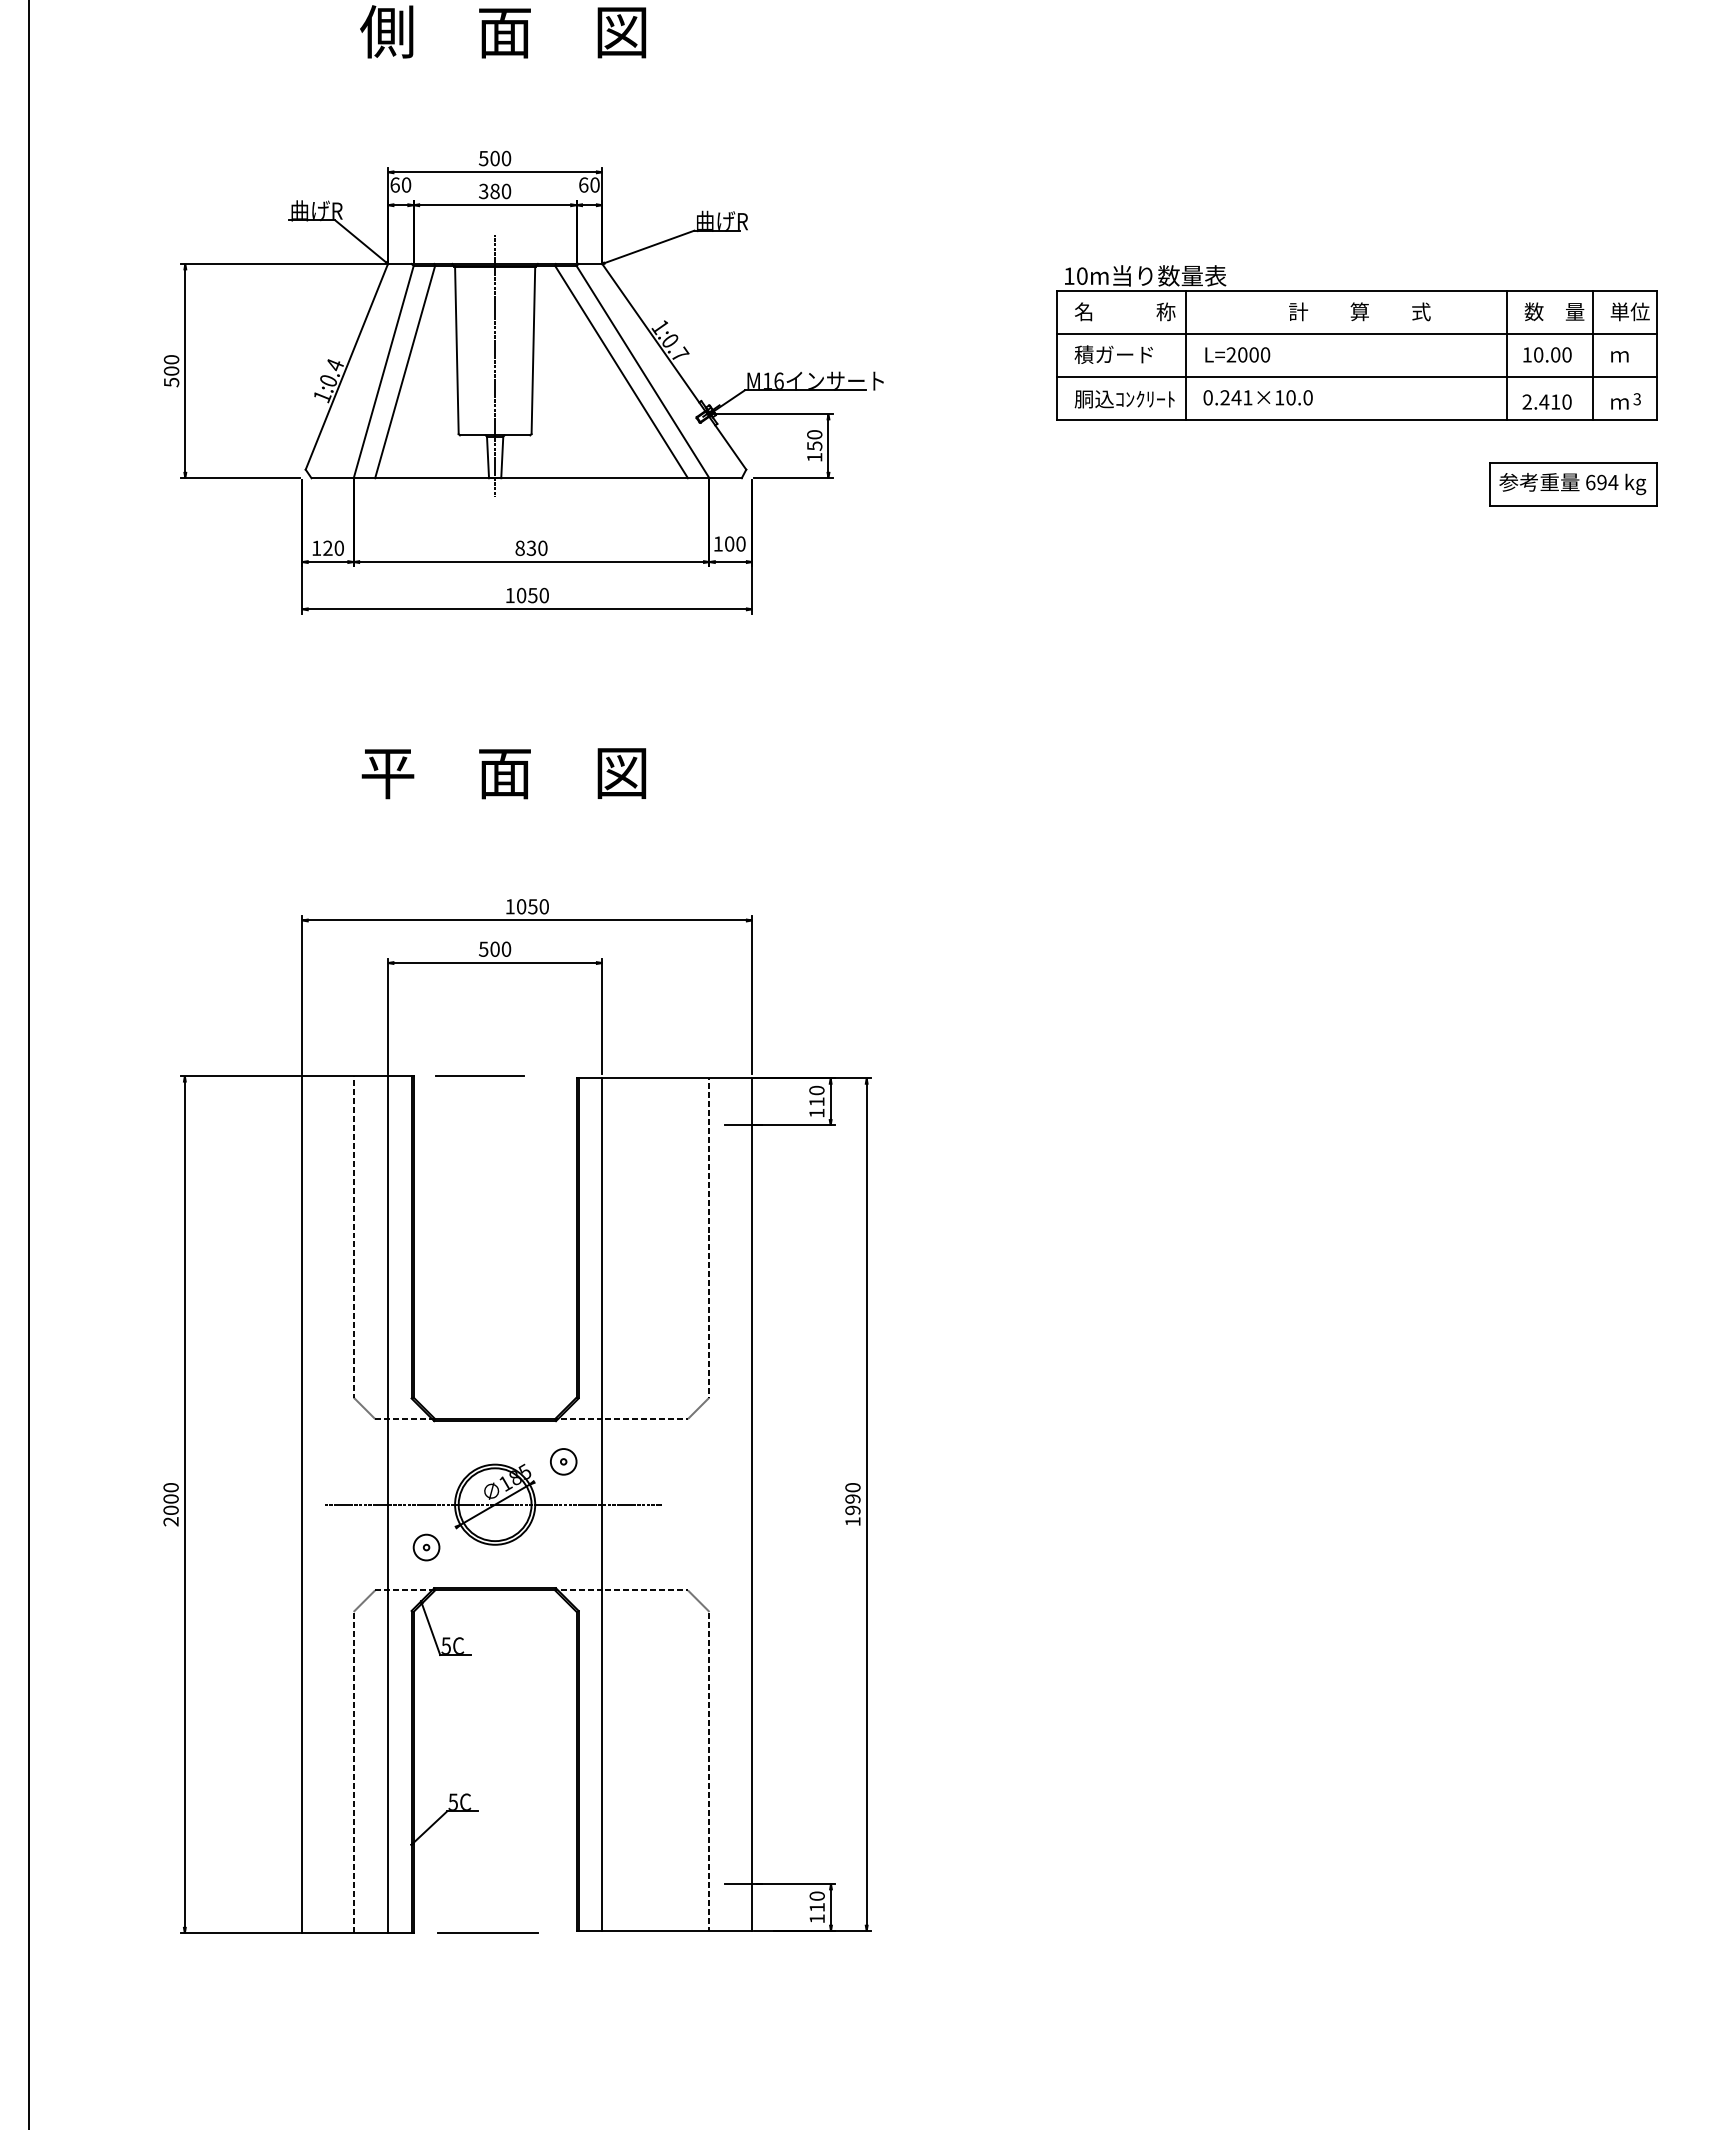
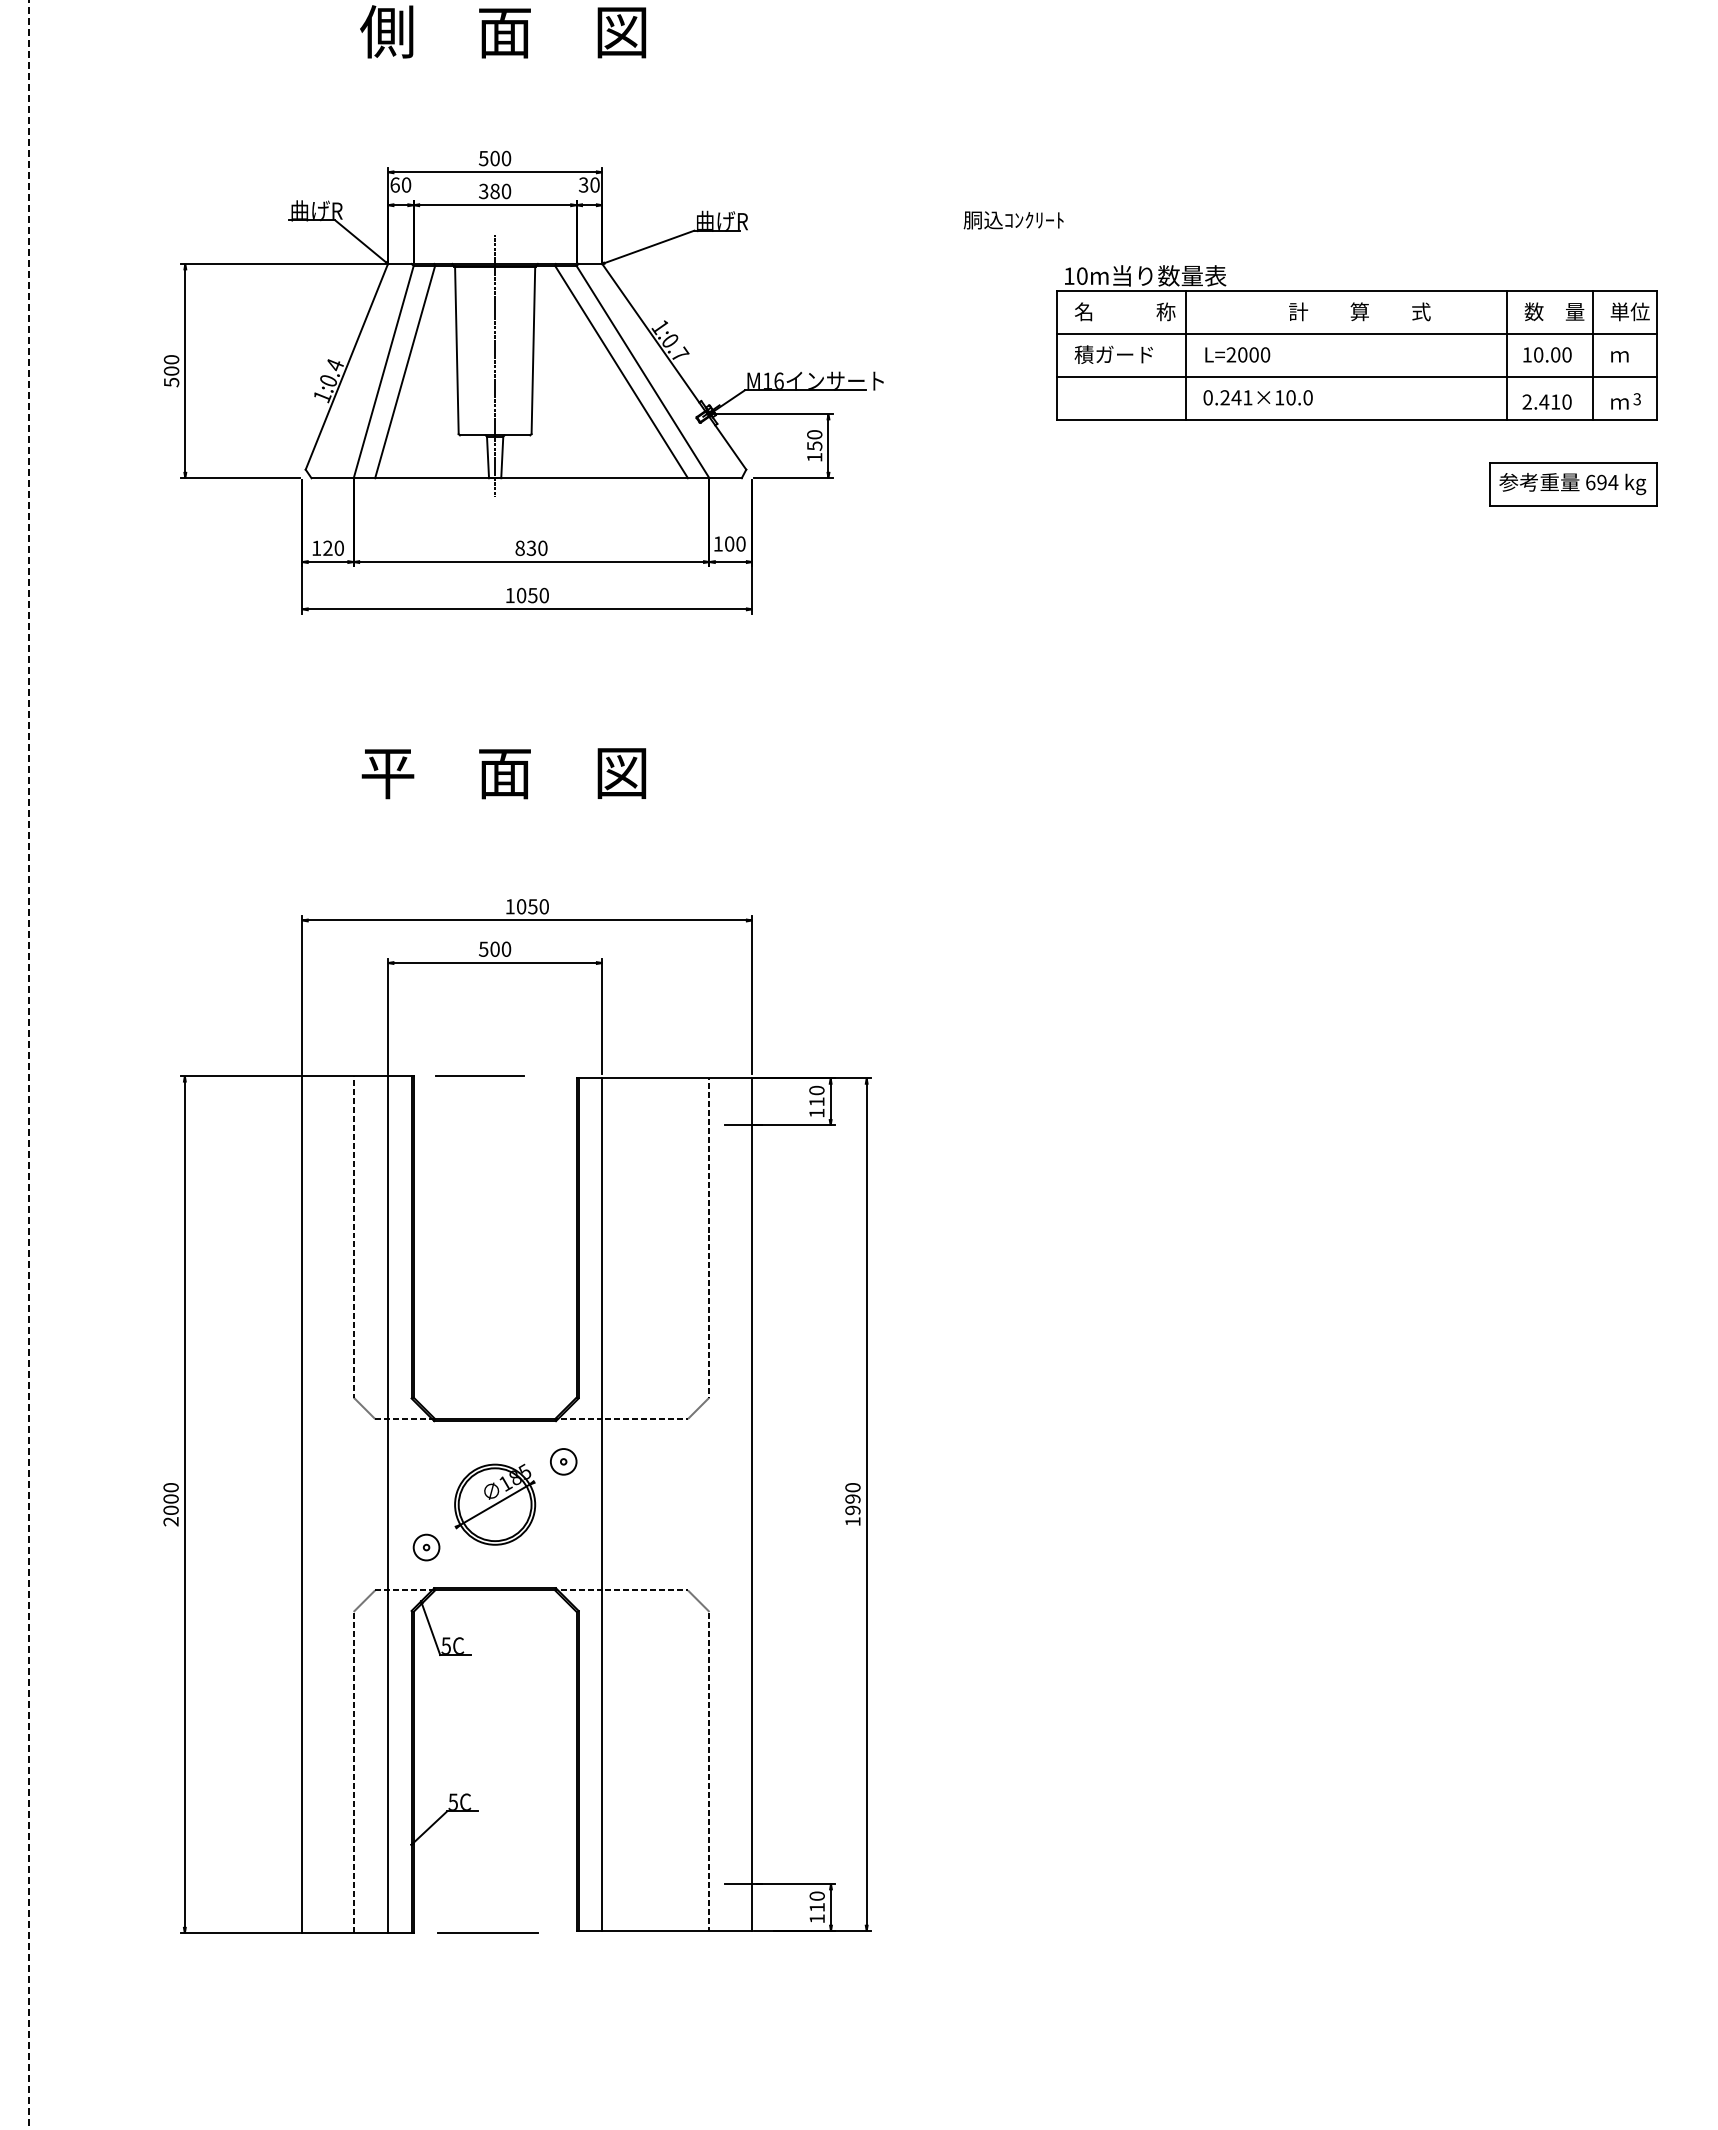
text: 60 -> 30 (583, 184)
text position: (1124, 399) -> (1013, 220) (1013, 220)
line: solid -> dashed (29, 1064)
line: present -> none (492, 1504)
